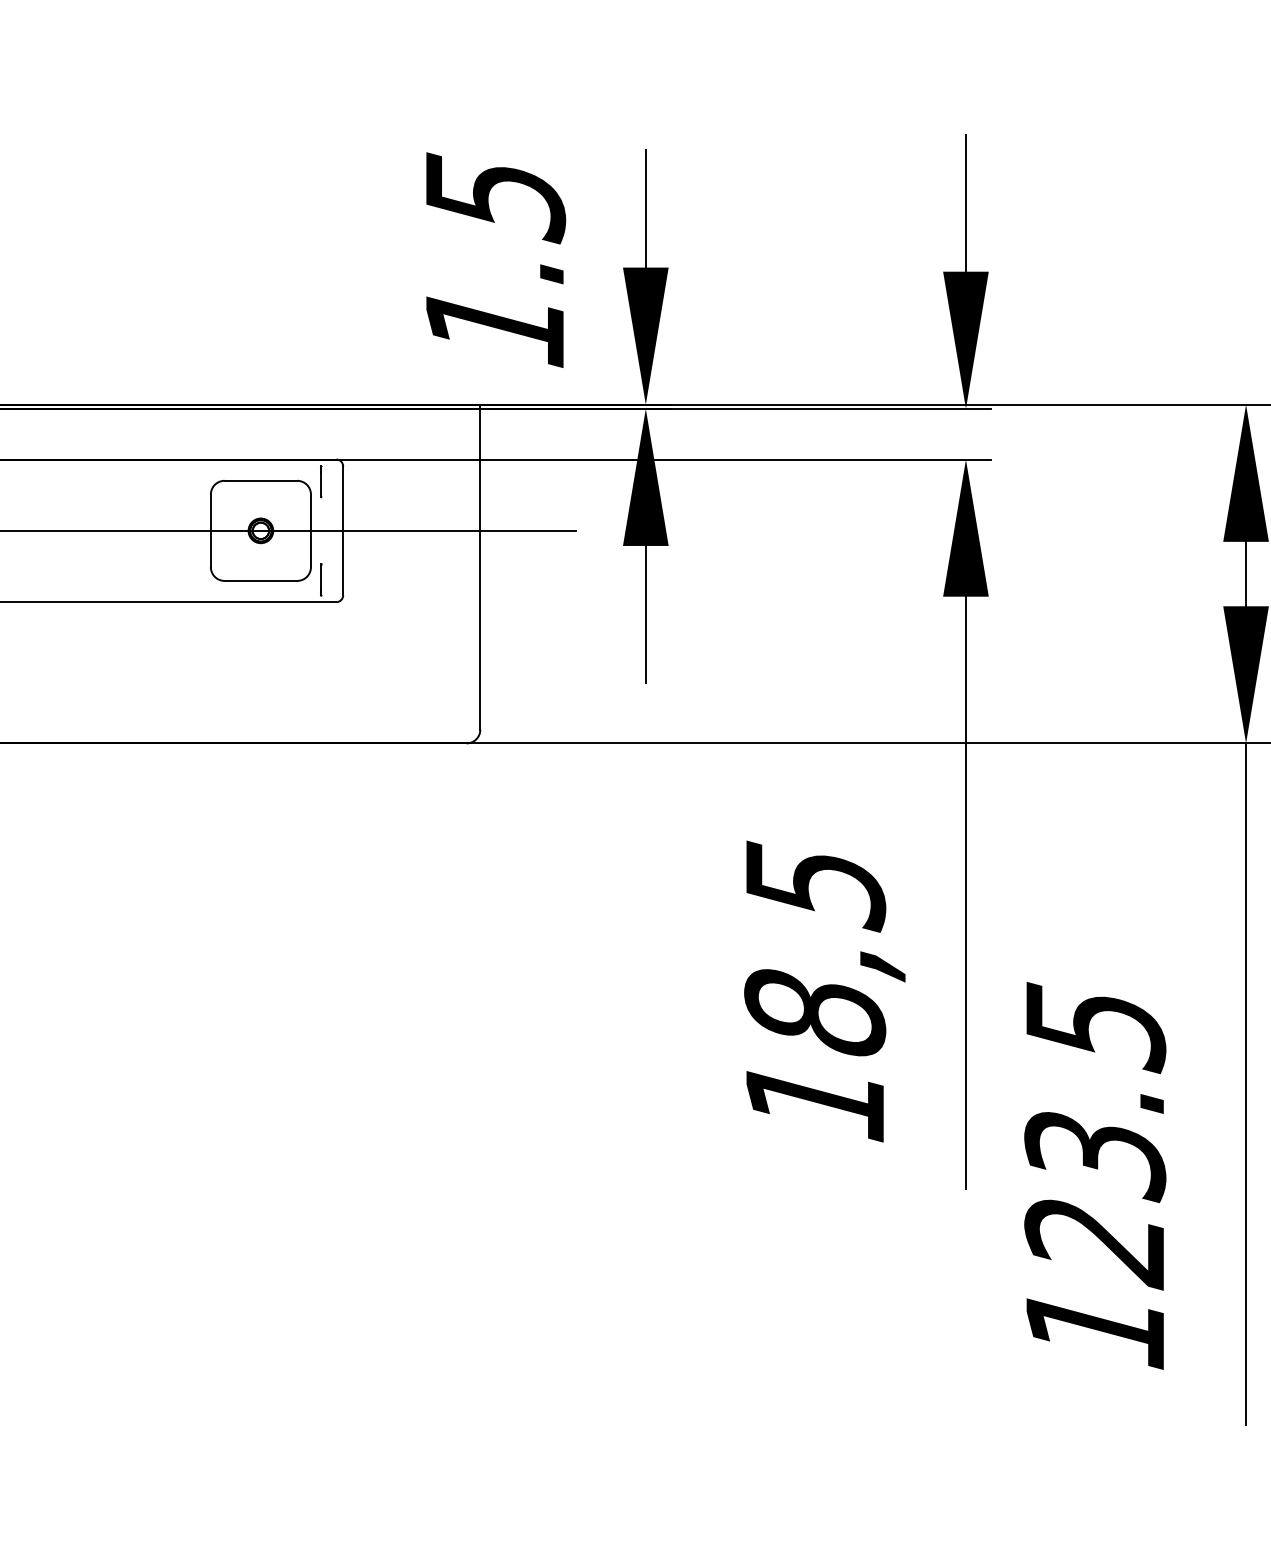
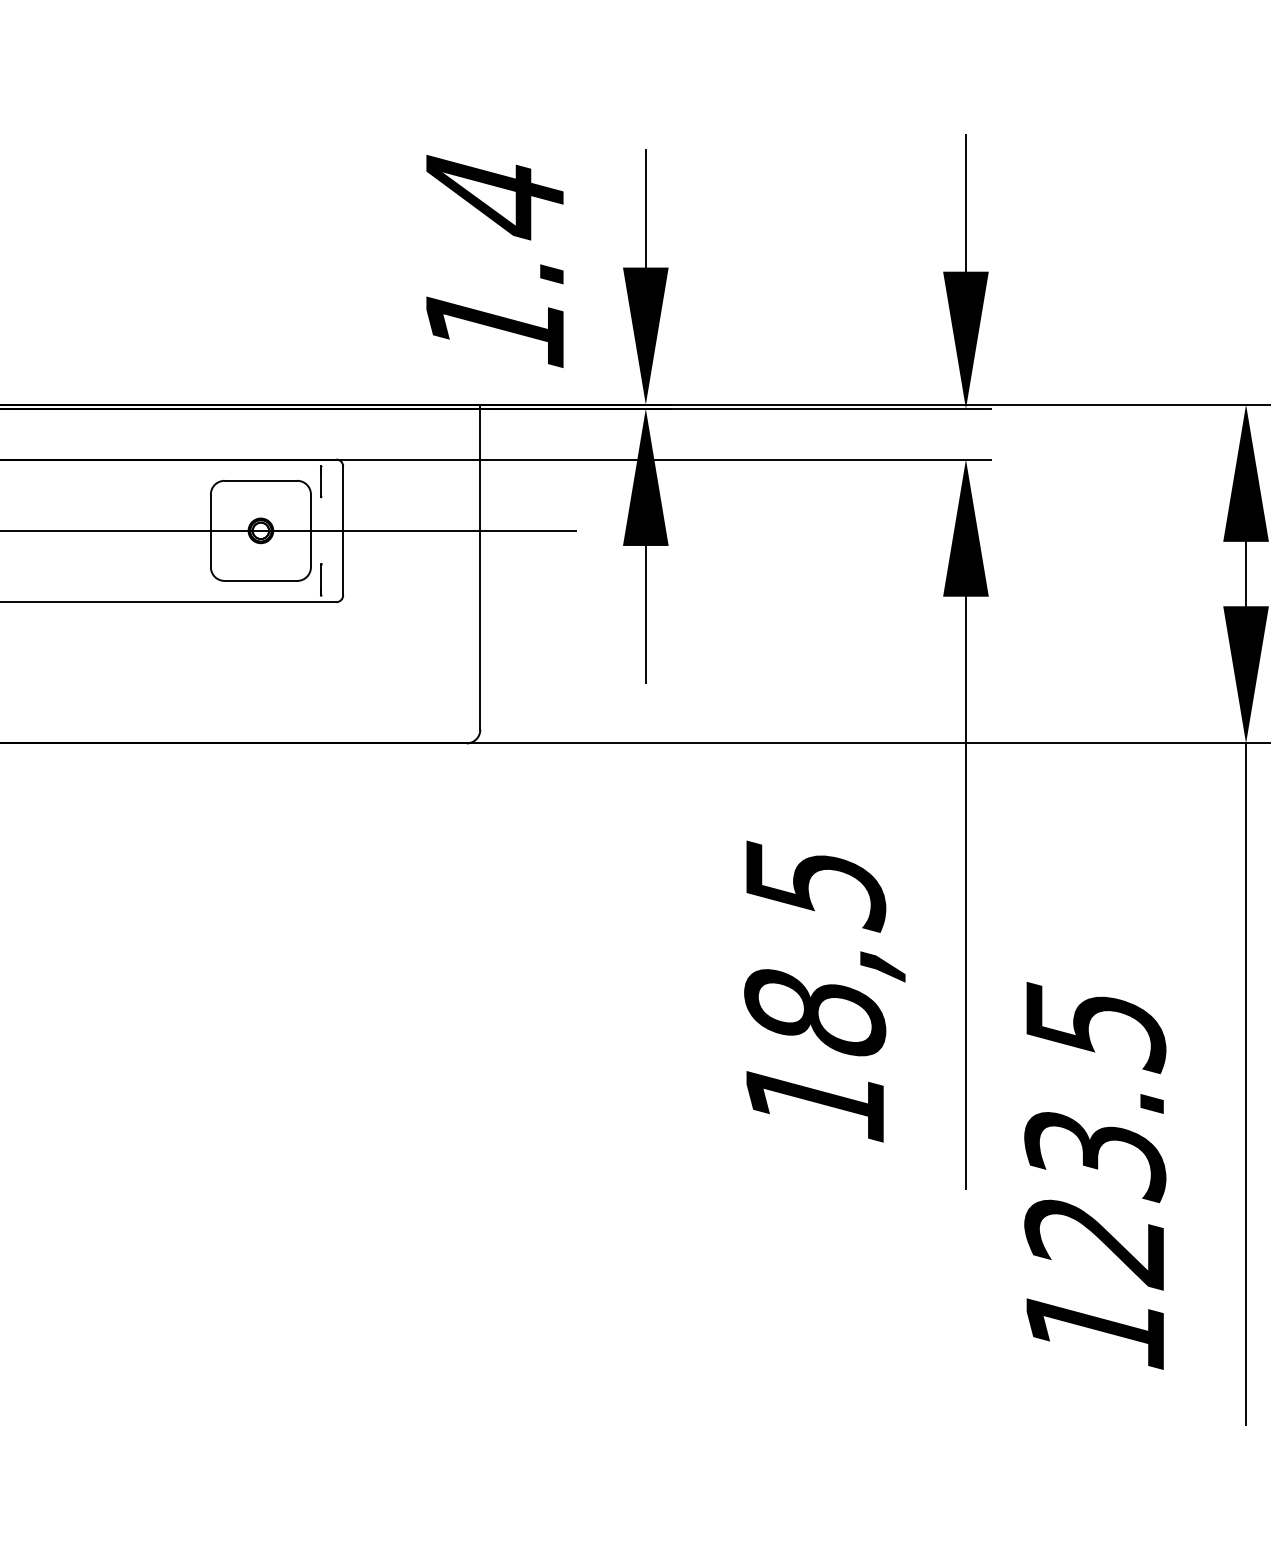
text: 1.5 -> 1.4 (496, 198)
